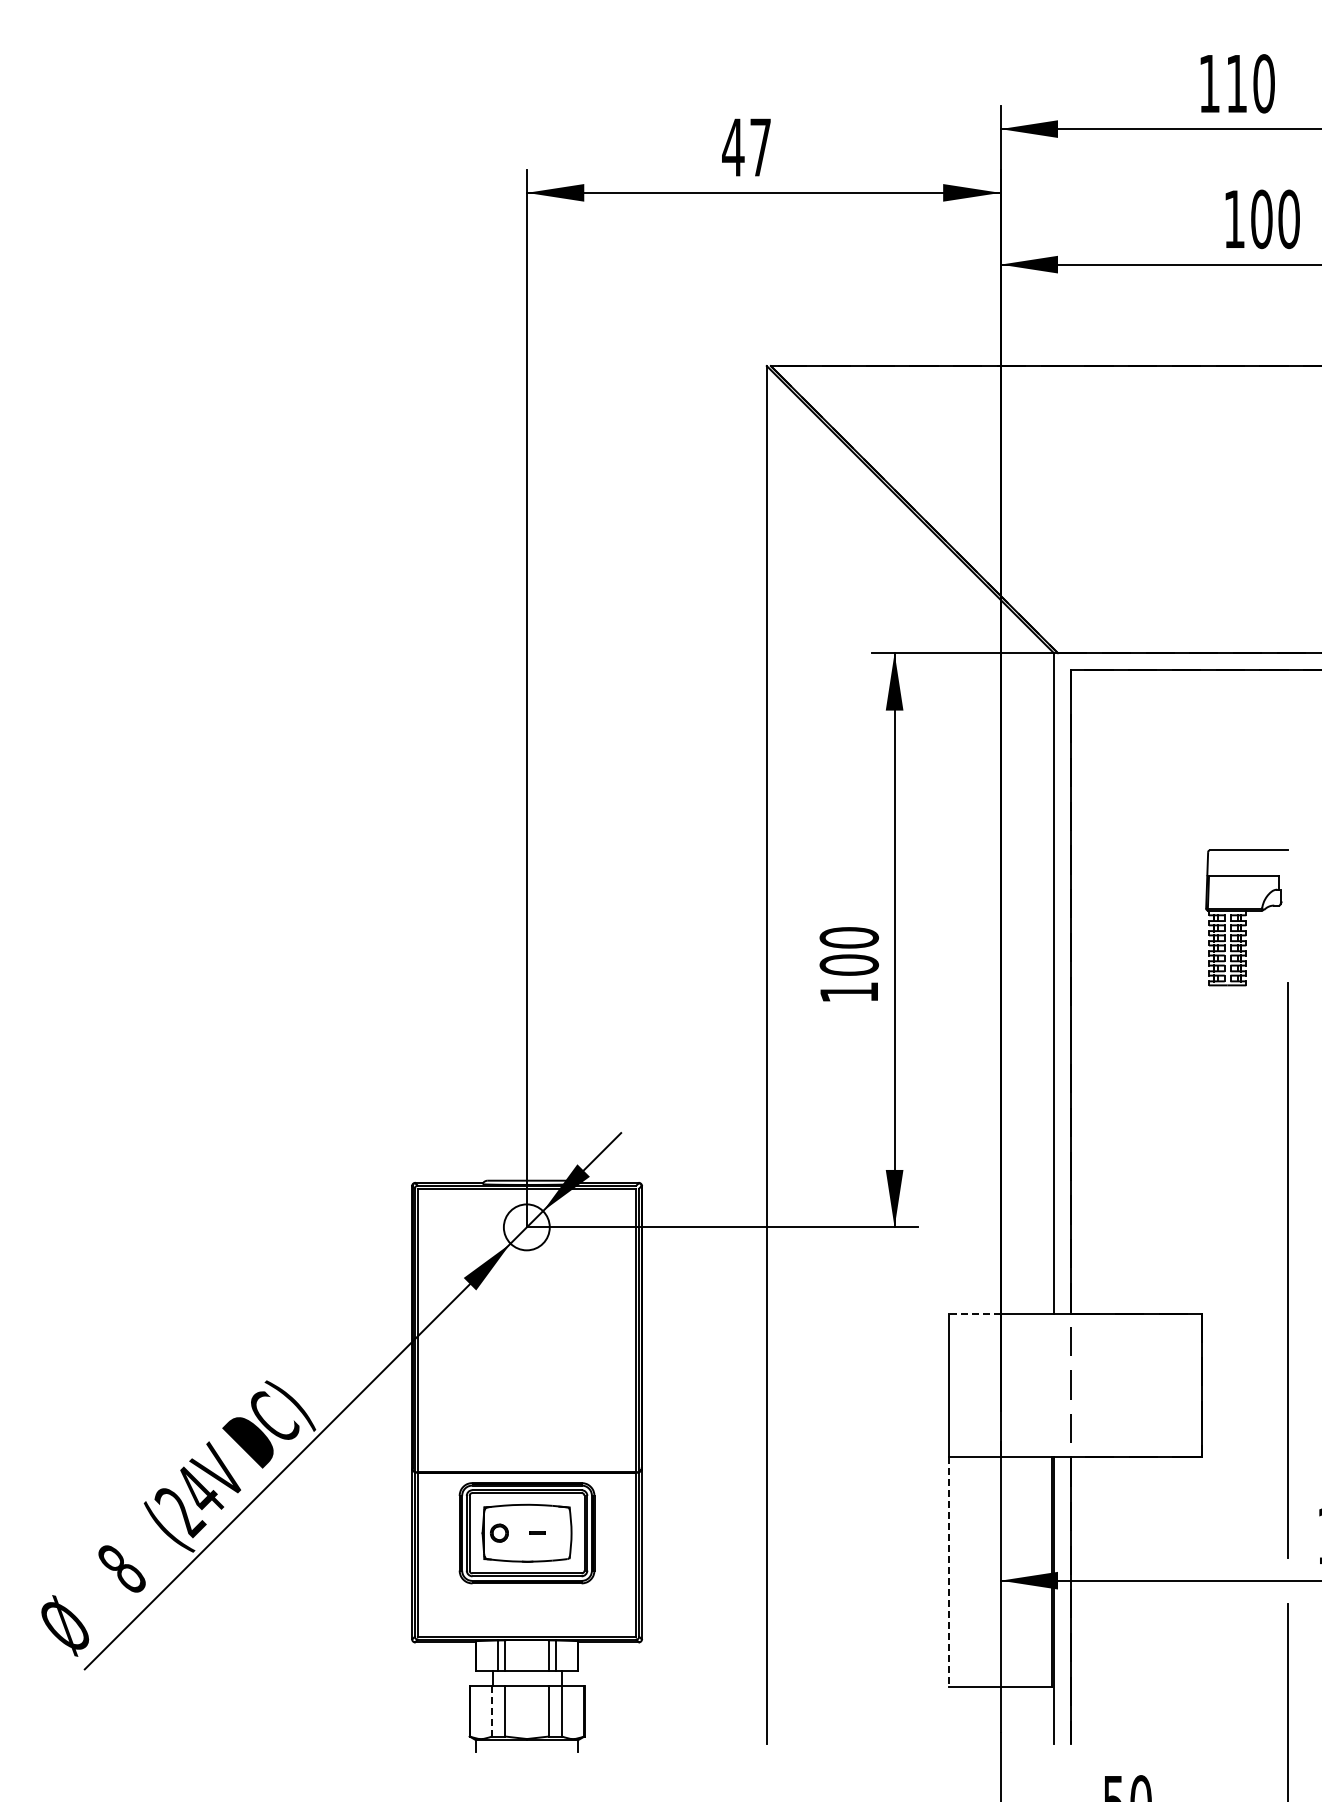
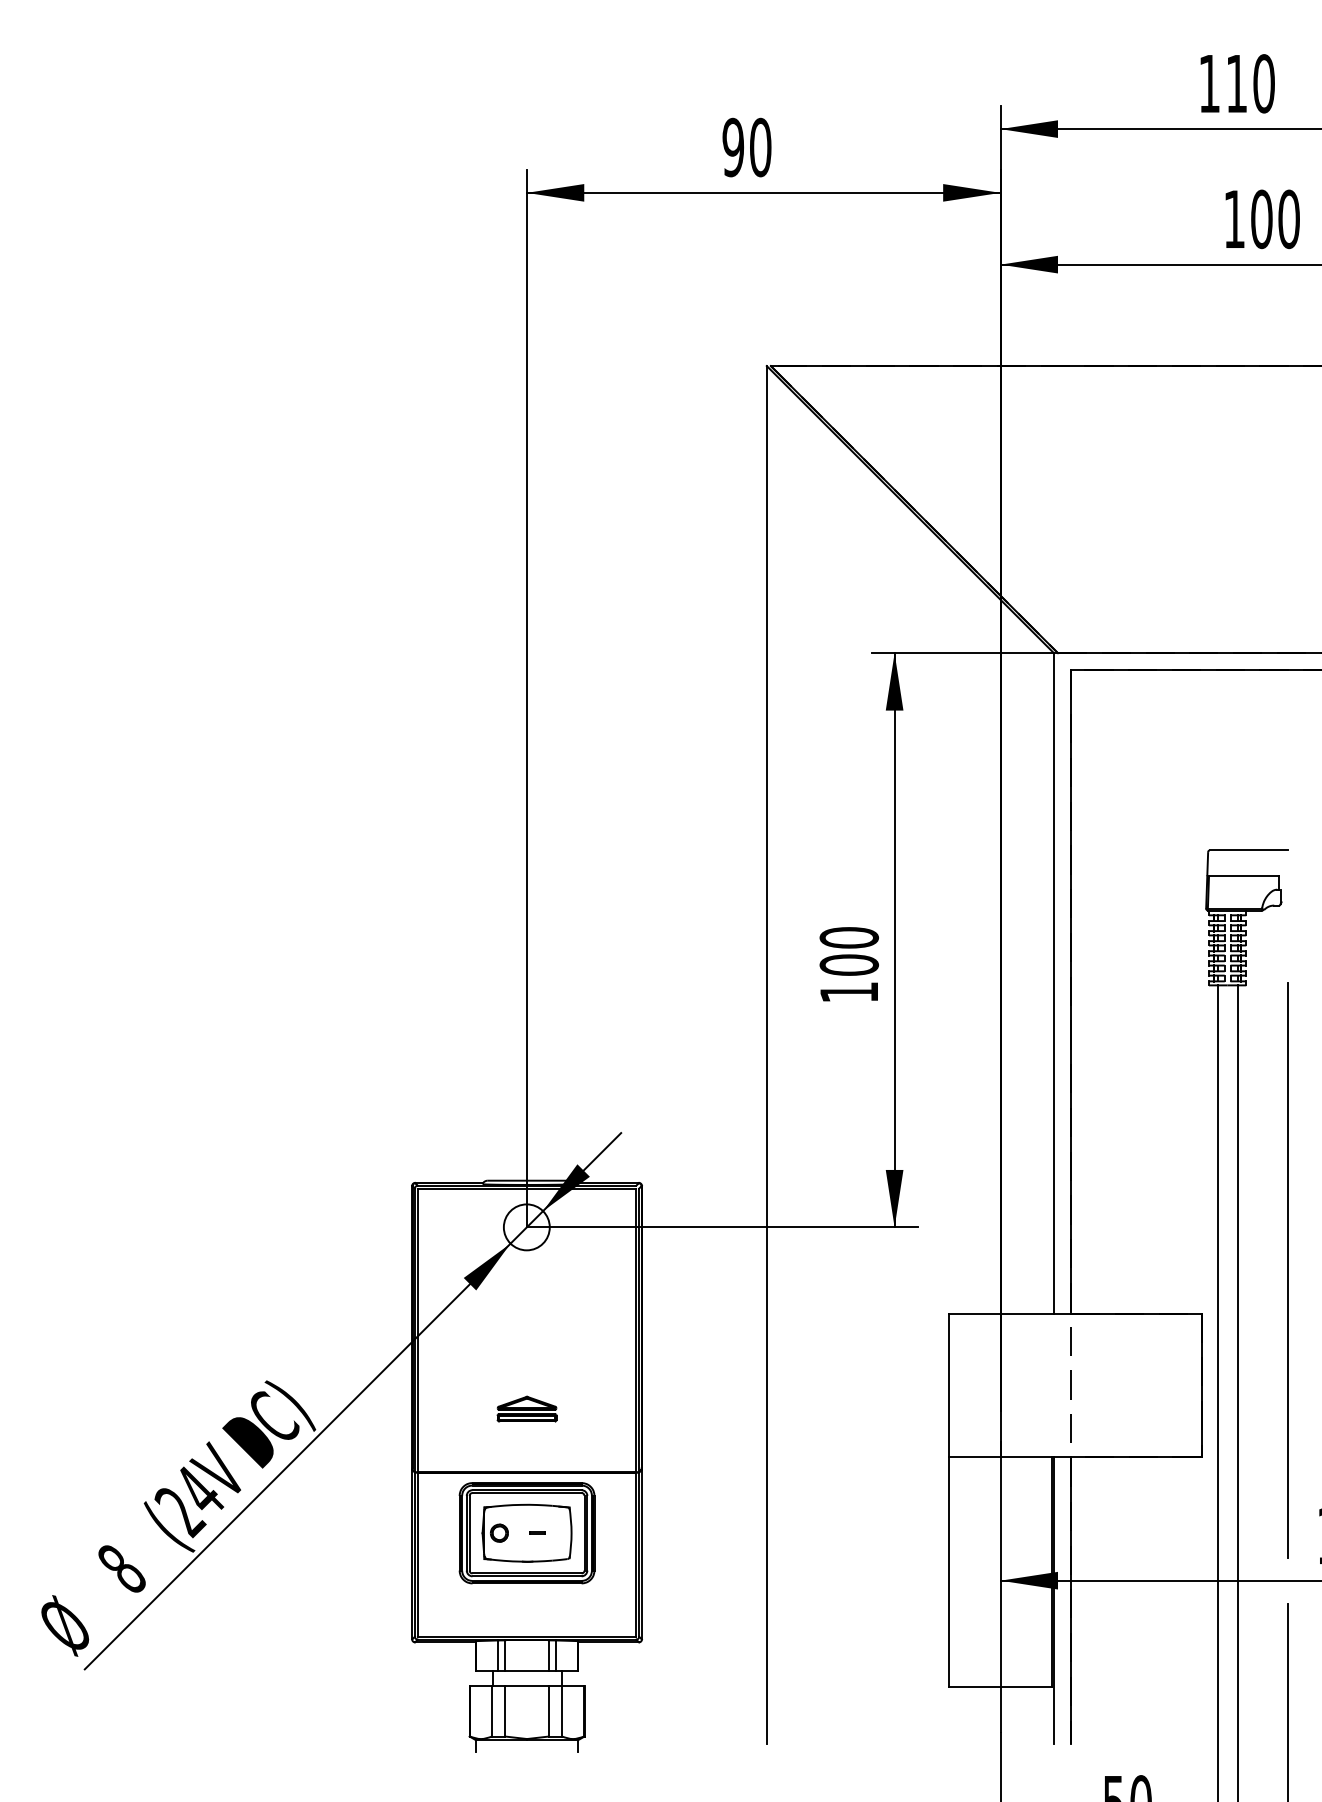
text: 47 -> 90 (746, 147)
line: dashed -> solid (974, 1313)
line: none -> present (1217, 1391)
line: none -> present (1237, 1391)
part: none -> present (526, 1408)
line: dashed -> solid (948, 1571)
line: dashed -> solid (491, 1711)
